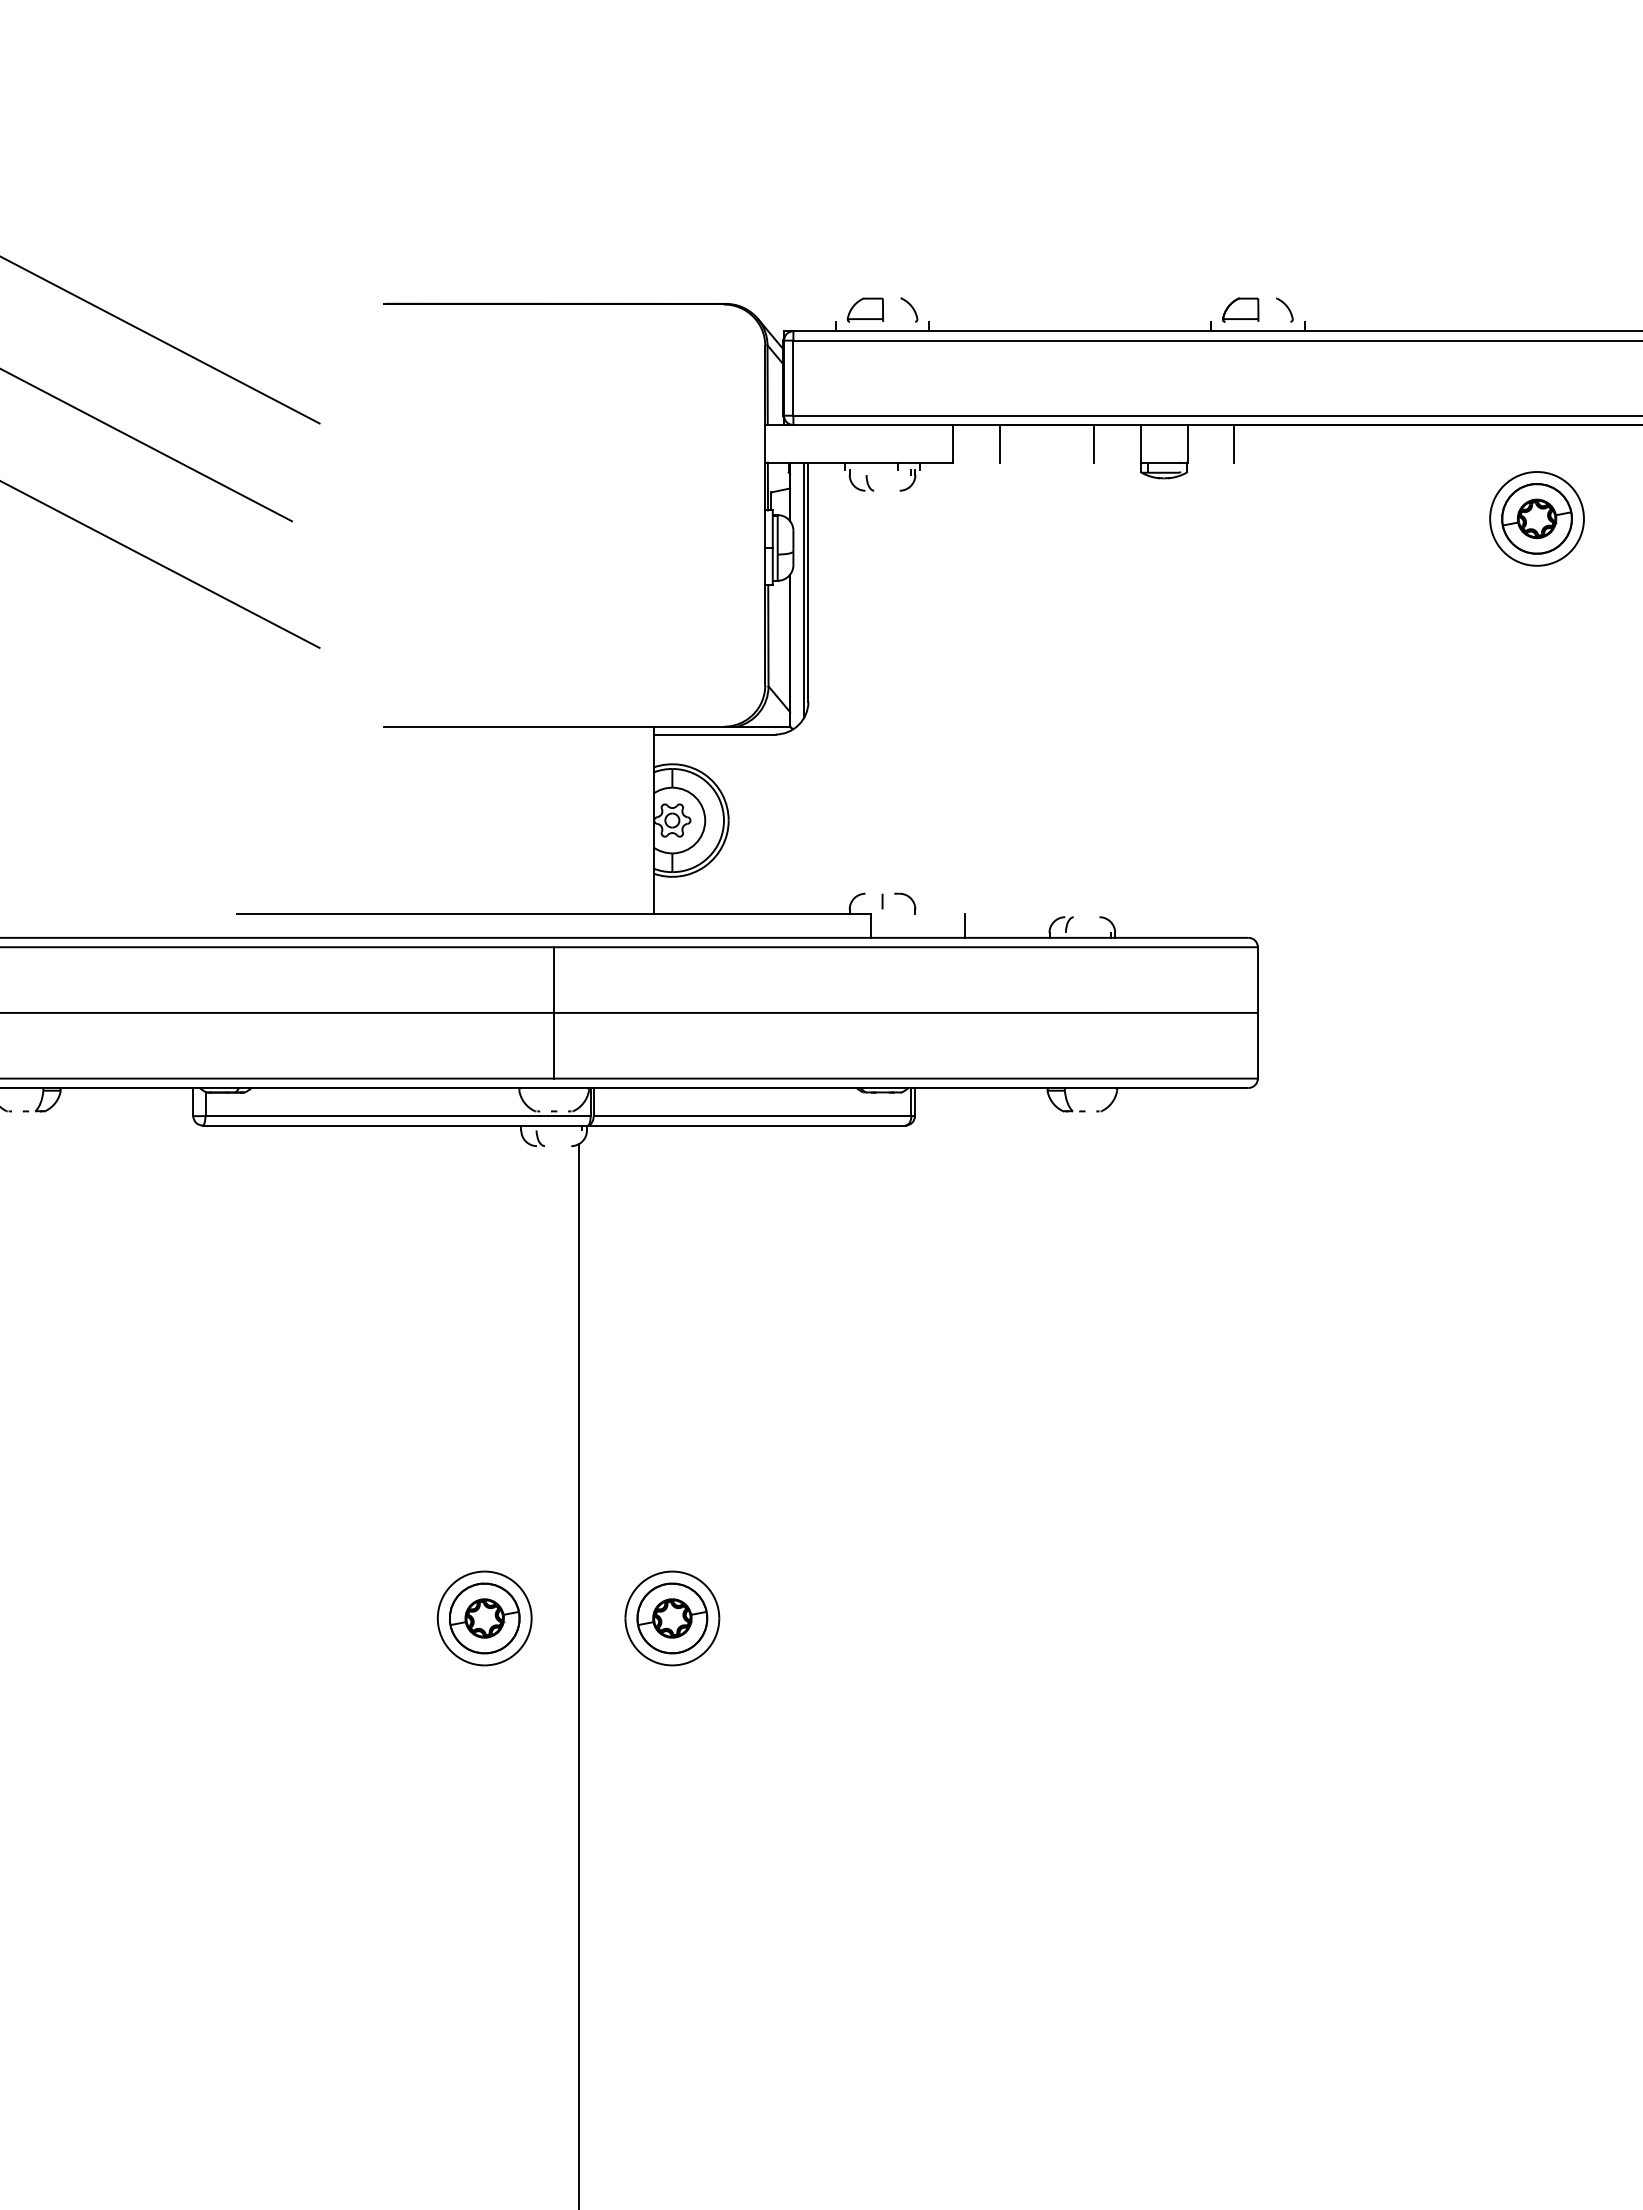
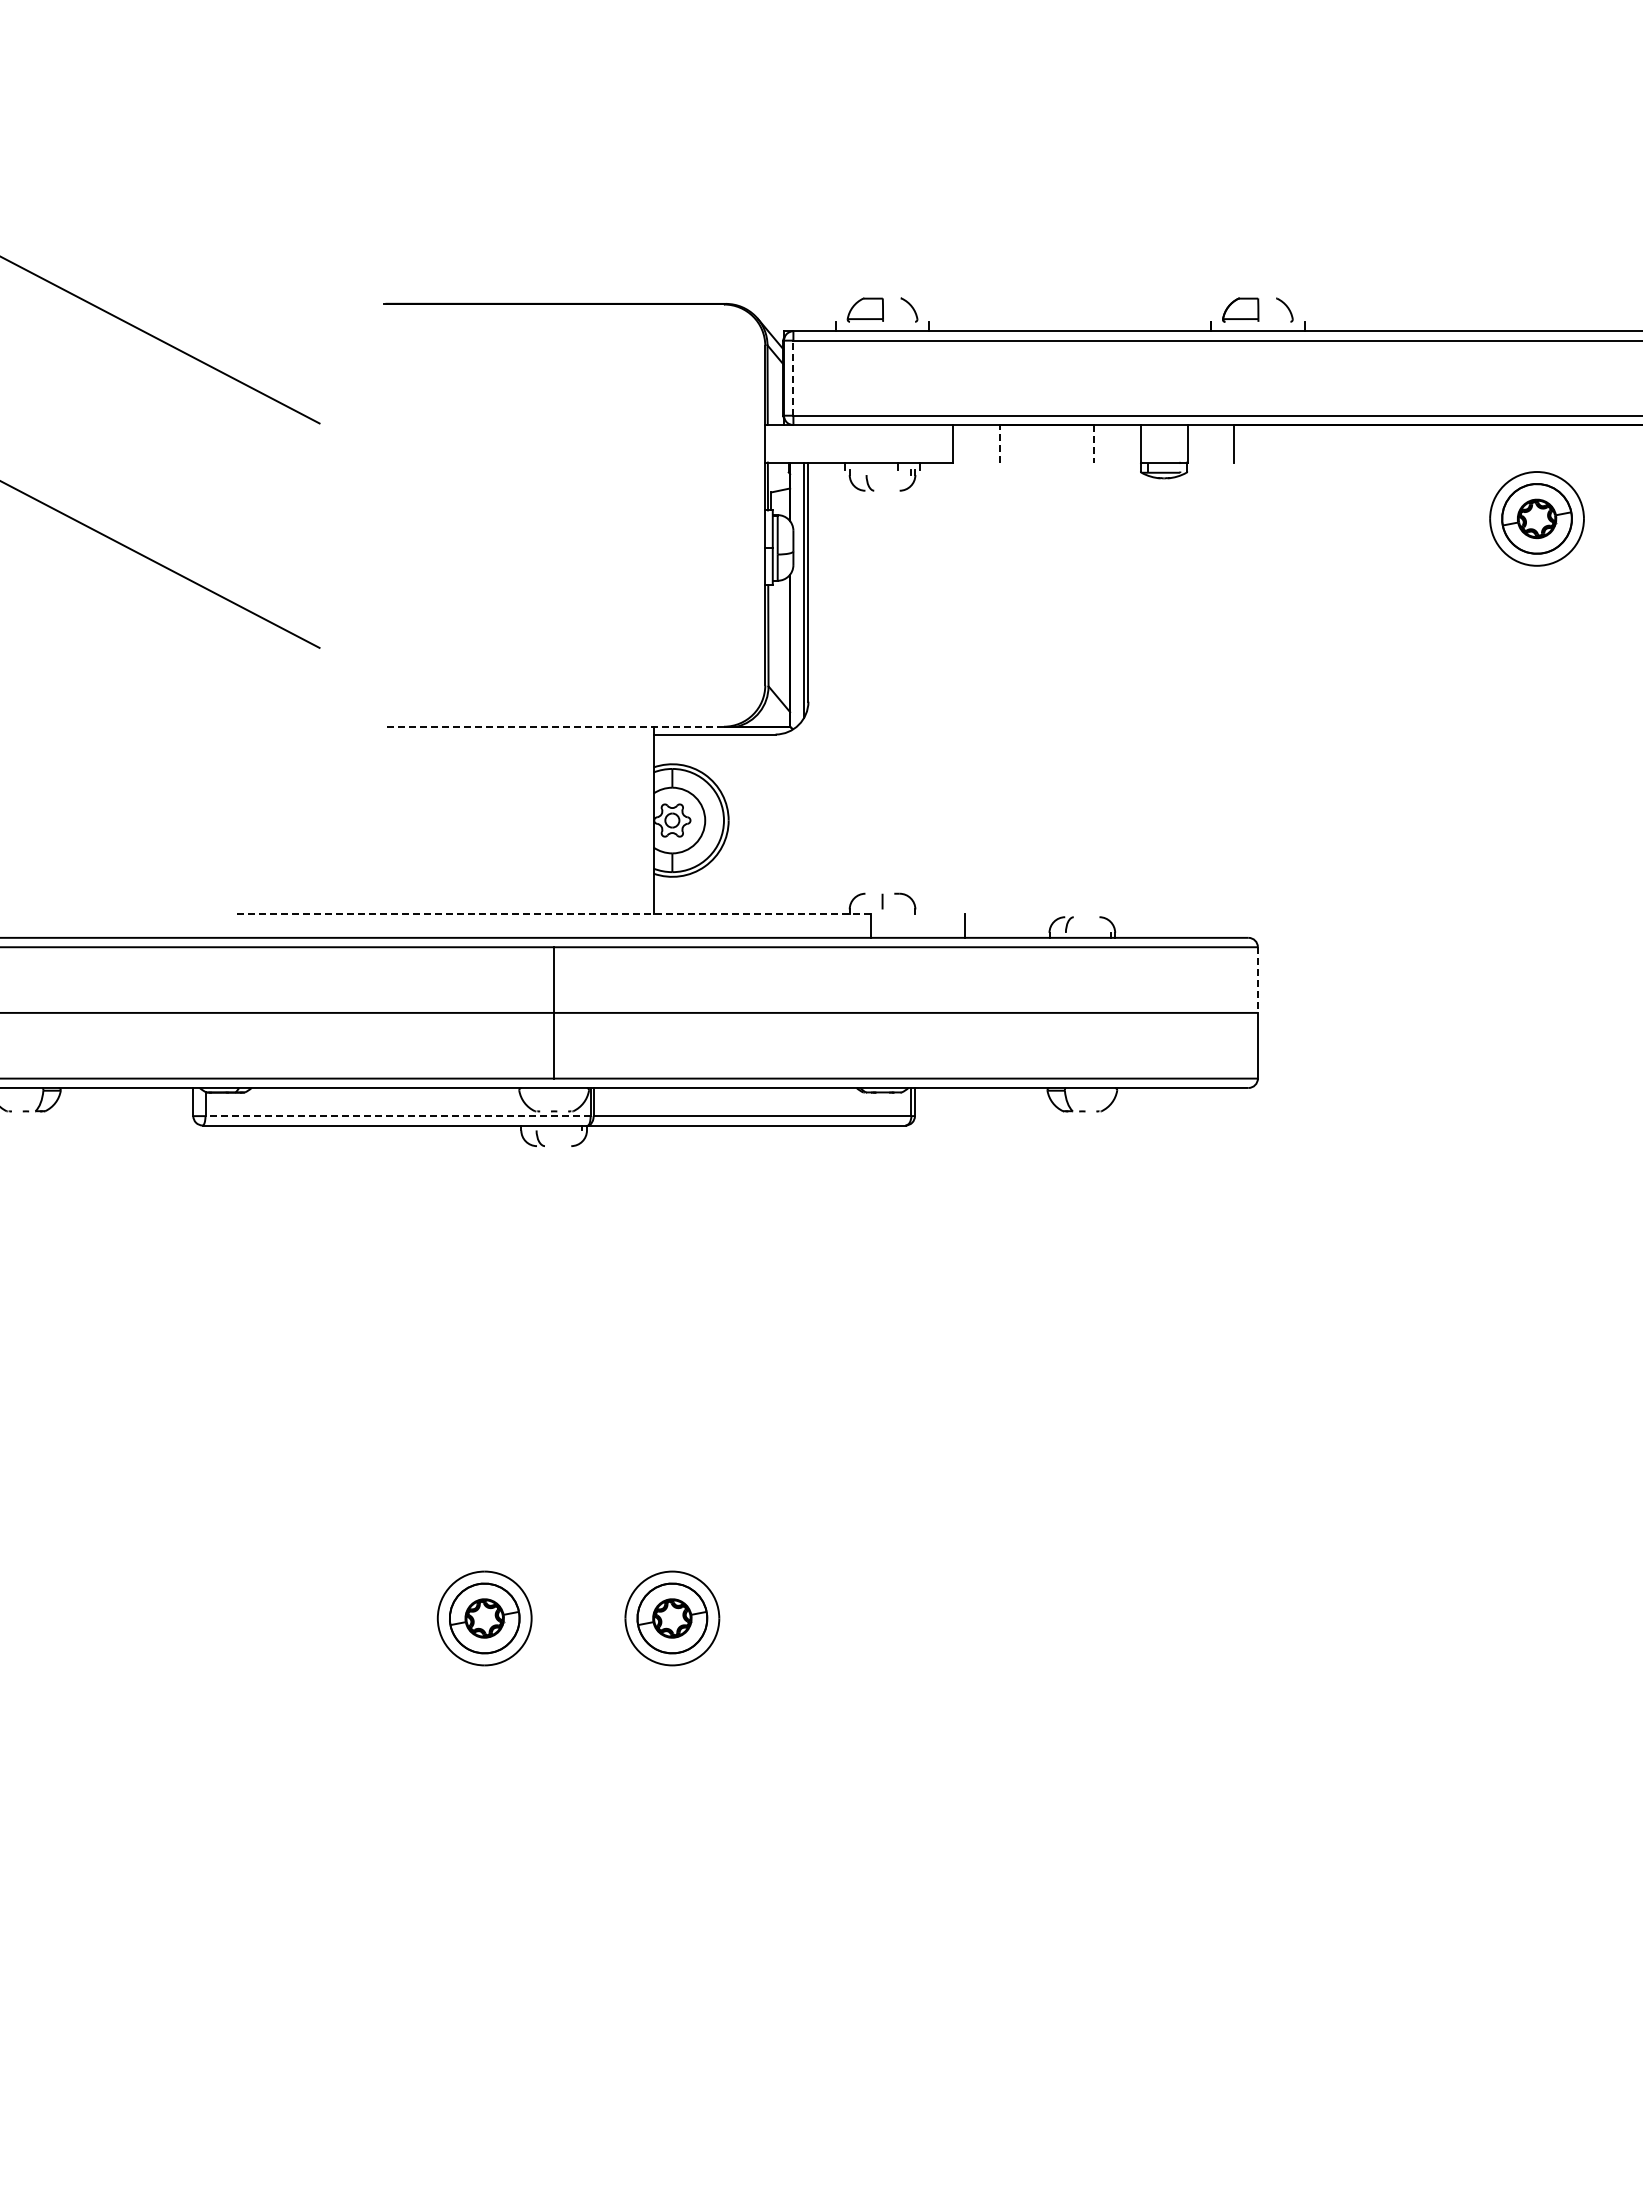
line: solid -> dashed (793, 378)
line: solid -> dashed (999, 443)
line: solid -> dashed (1093, 443)
line: present -> none (147, 445)
line: solid -> dashed (554, 726)
line: solid -> dashed (554, 914)
line: solid -> dashed (1257, 980)
line: solid -> dashed (398, 1116)
line: present -> none (578, 1675)
